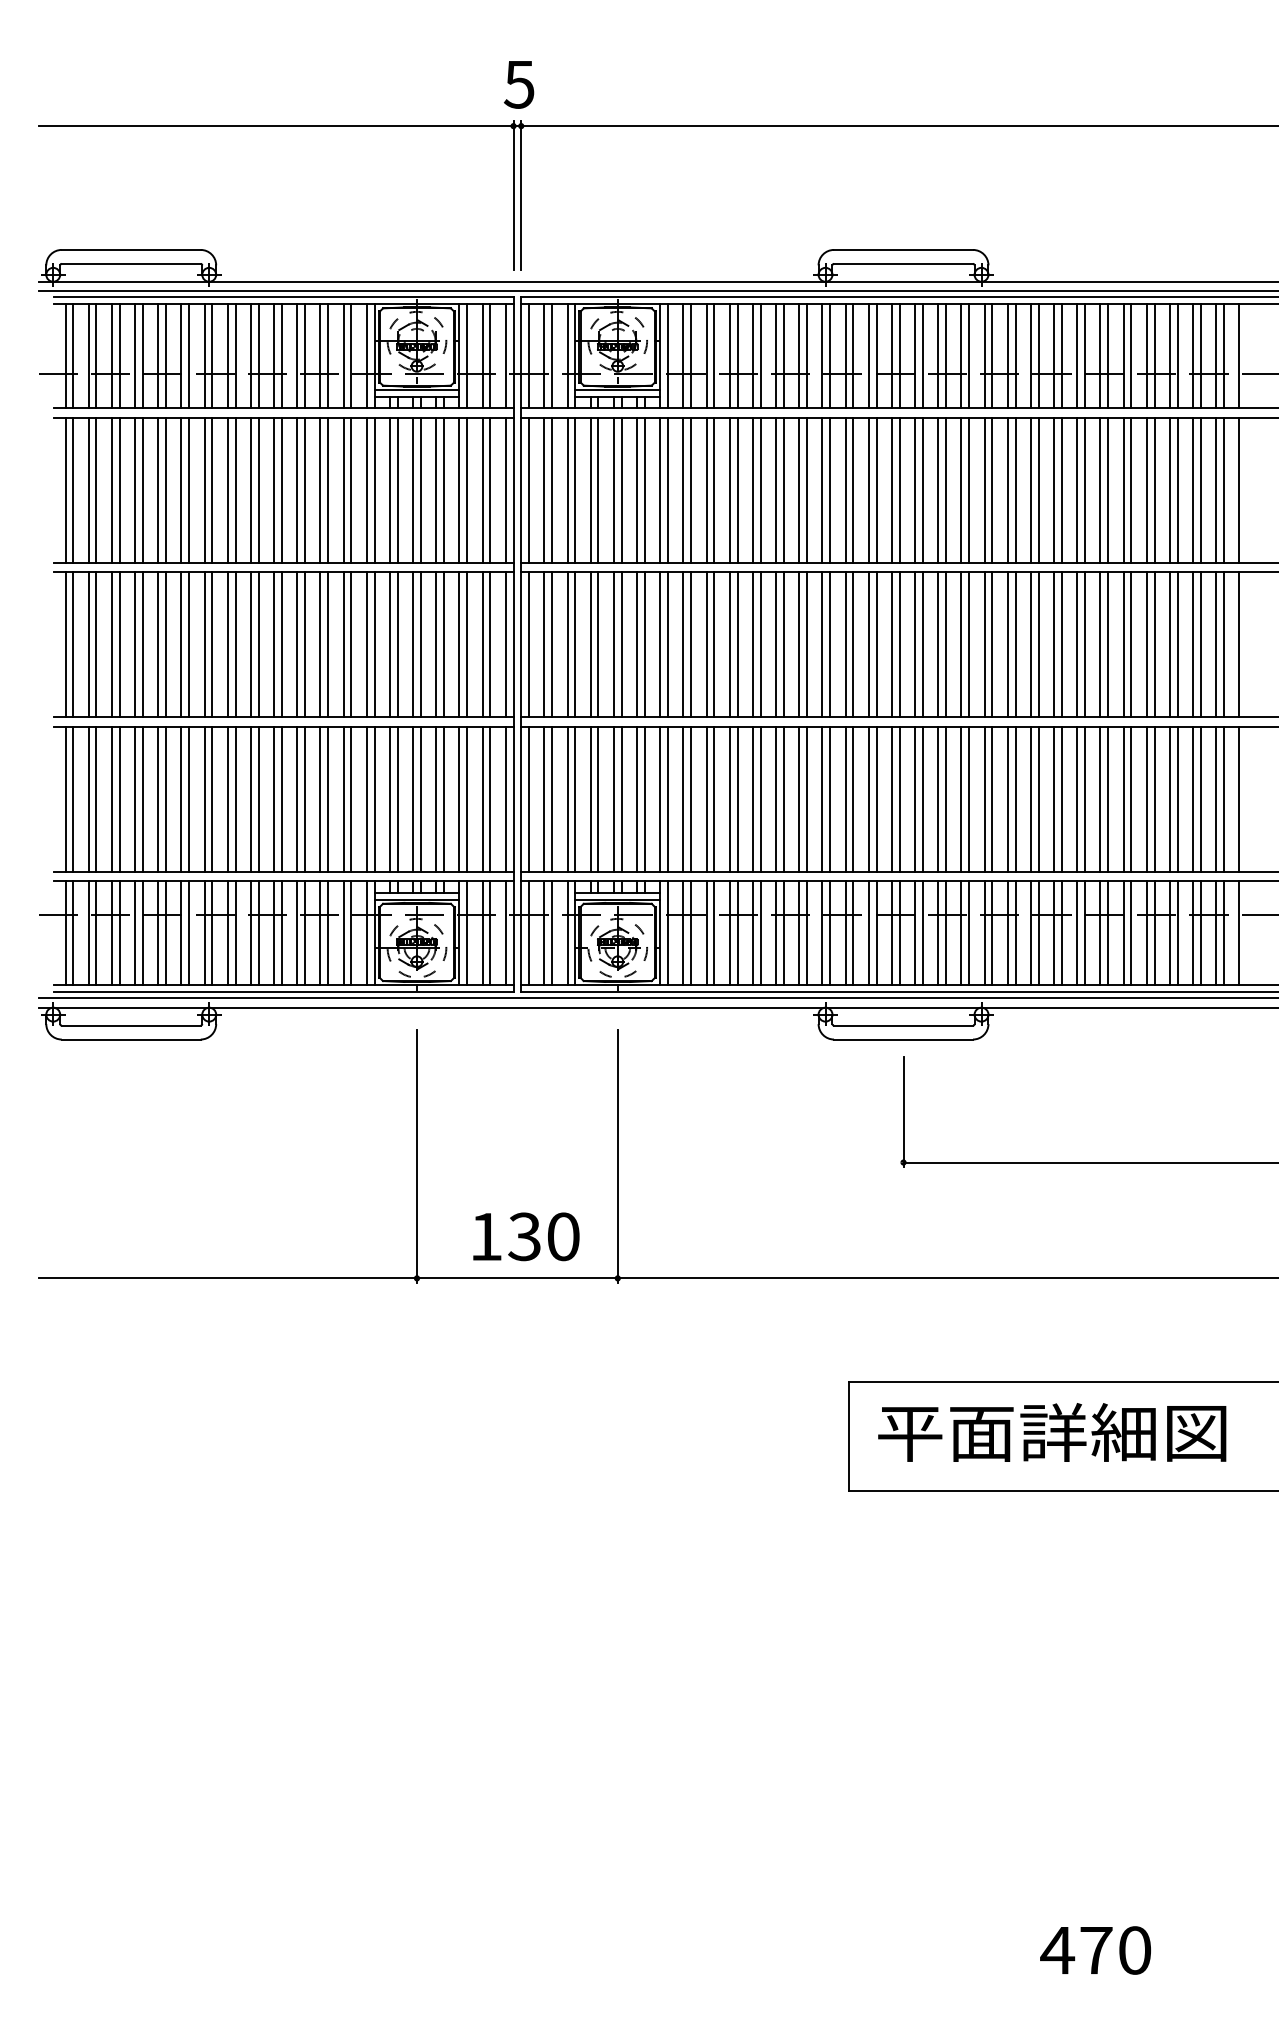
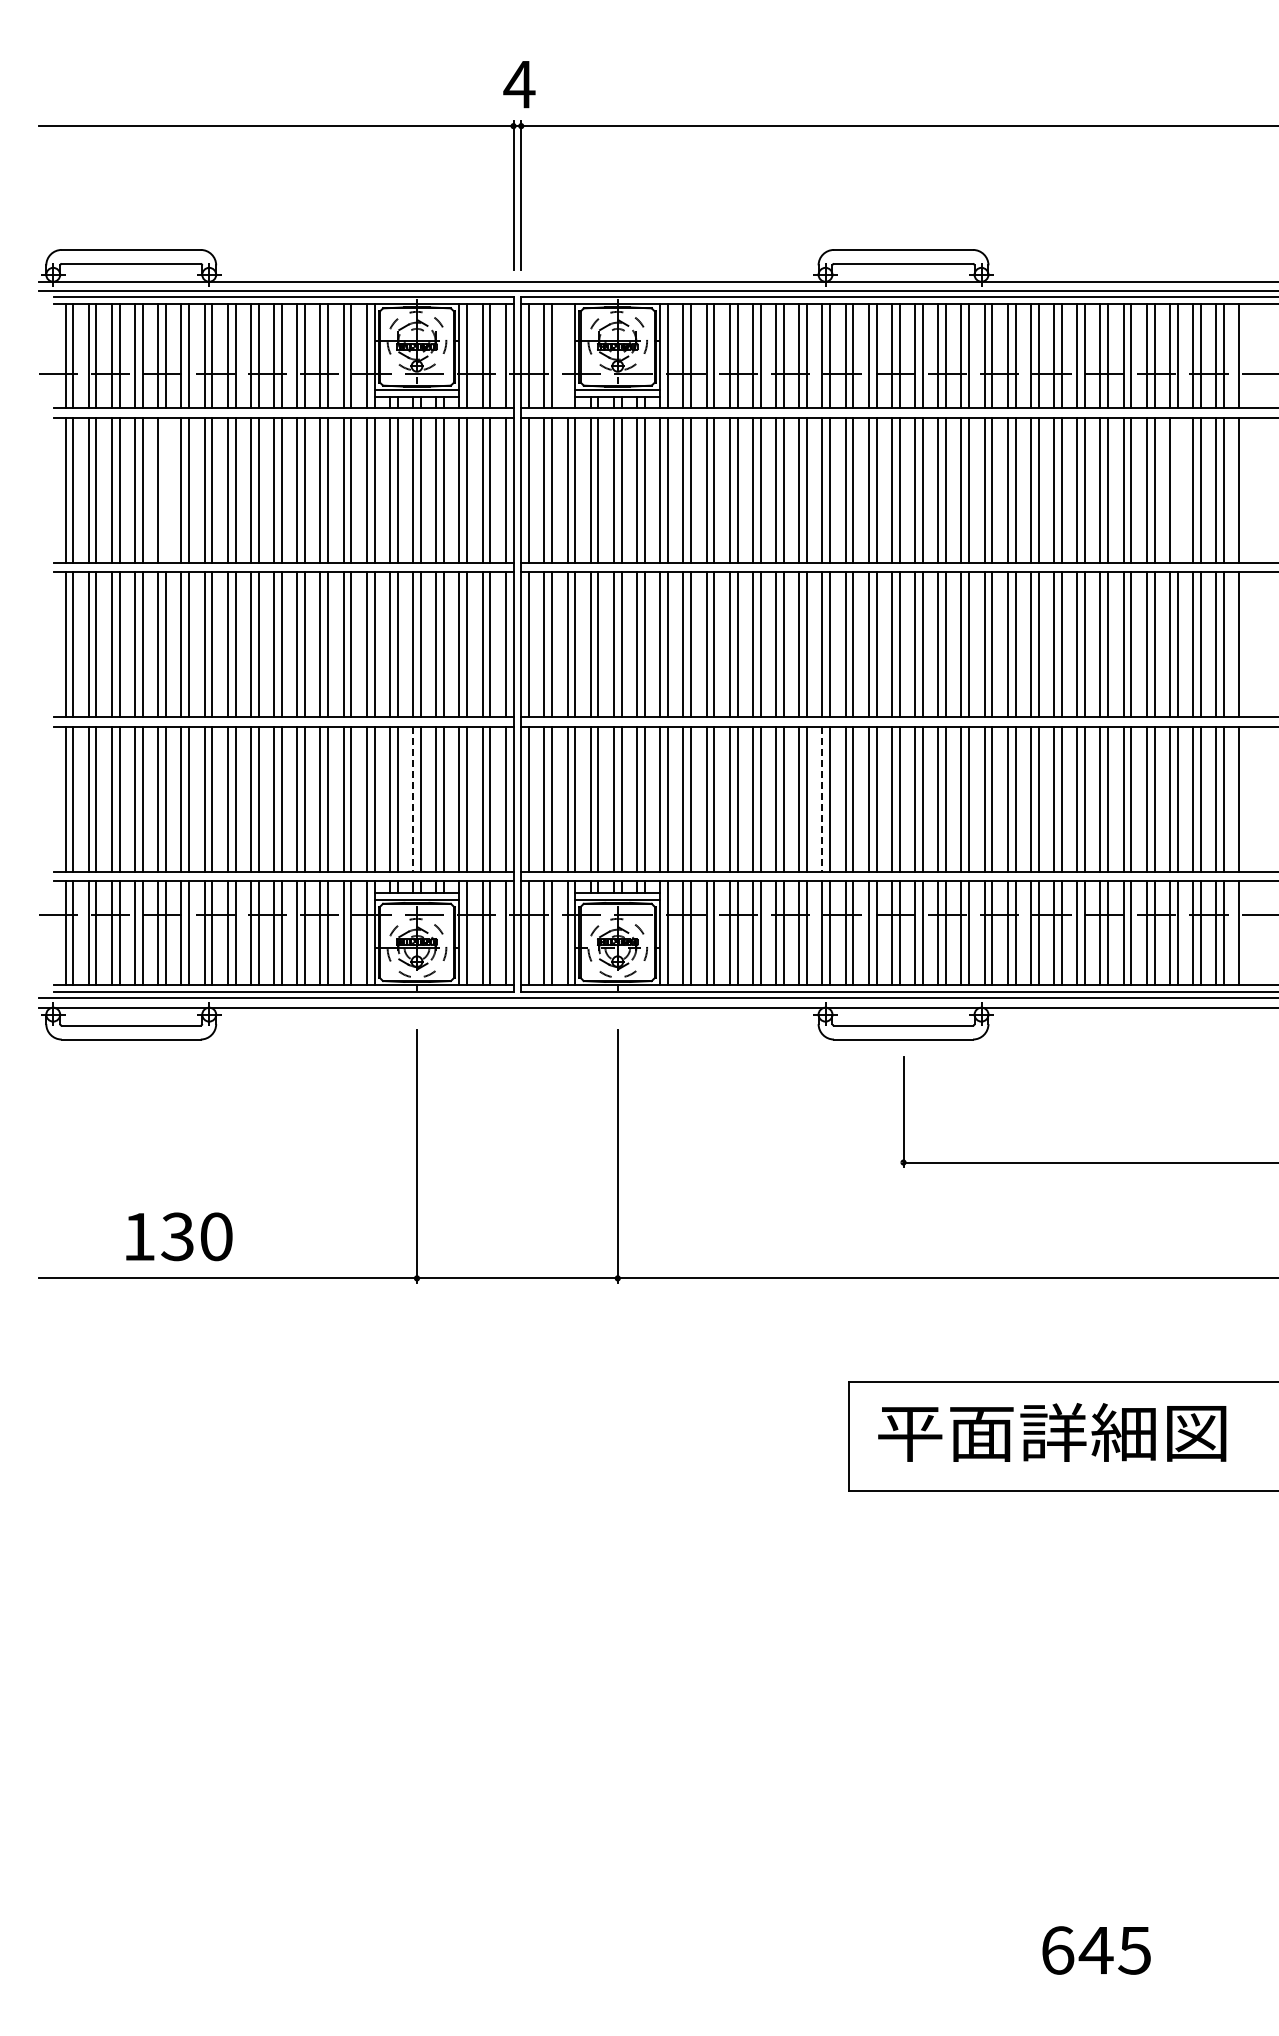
text: 5 -> 4 (519, 84)
line: present -> none (567, 356)
line: present -> none (166, 489)
line: present -> none (1177, 489)
line: solid -> dashed (413, 799)
line: solid -> dashed (822, 799)
text position: (526, 1236) -> (179, 1236) (179, 1236)
text: 470 -> 645 (1095, 1950)
